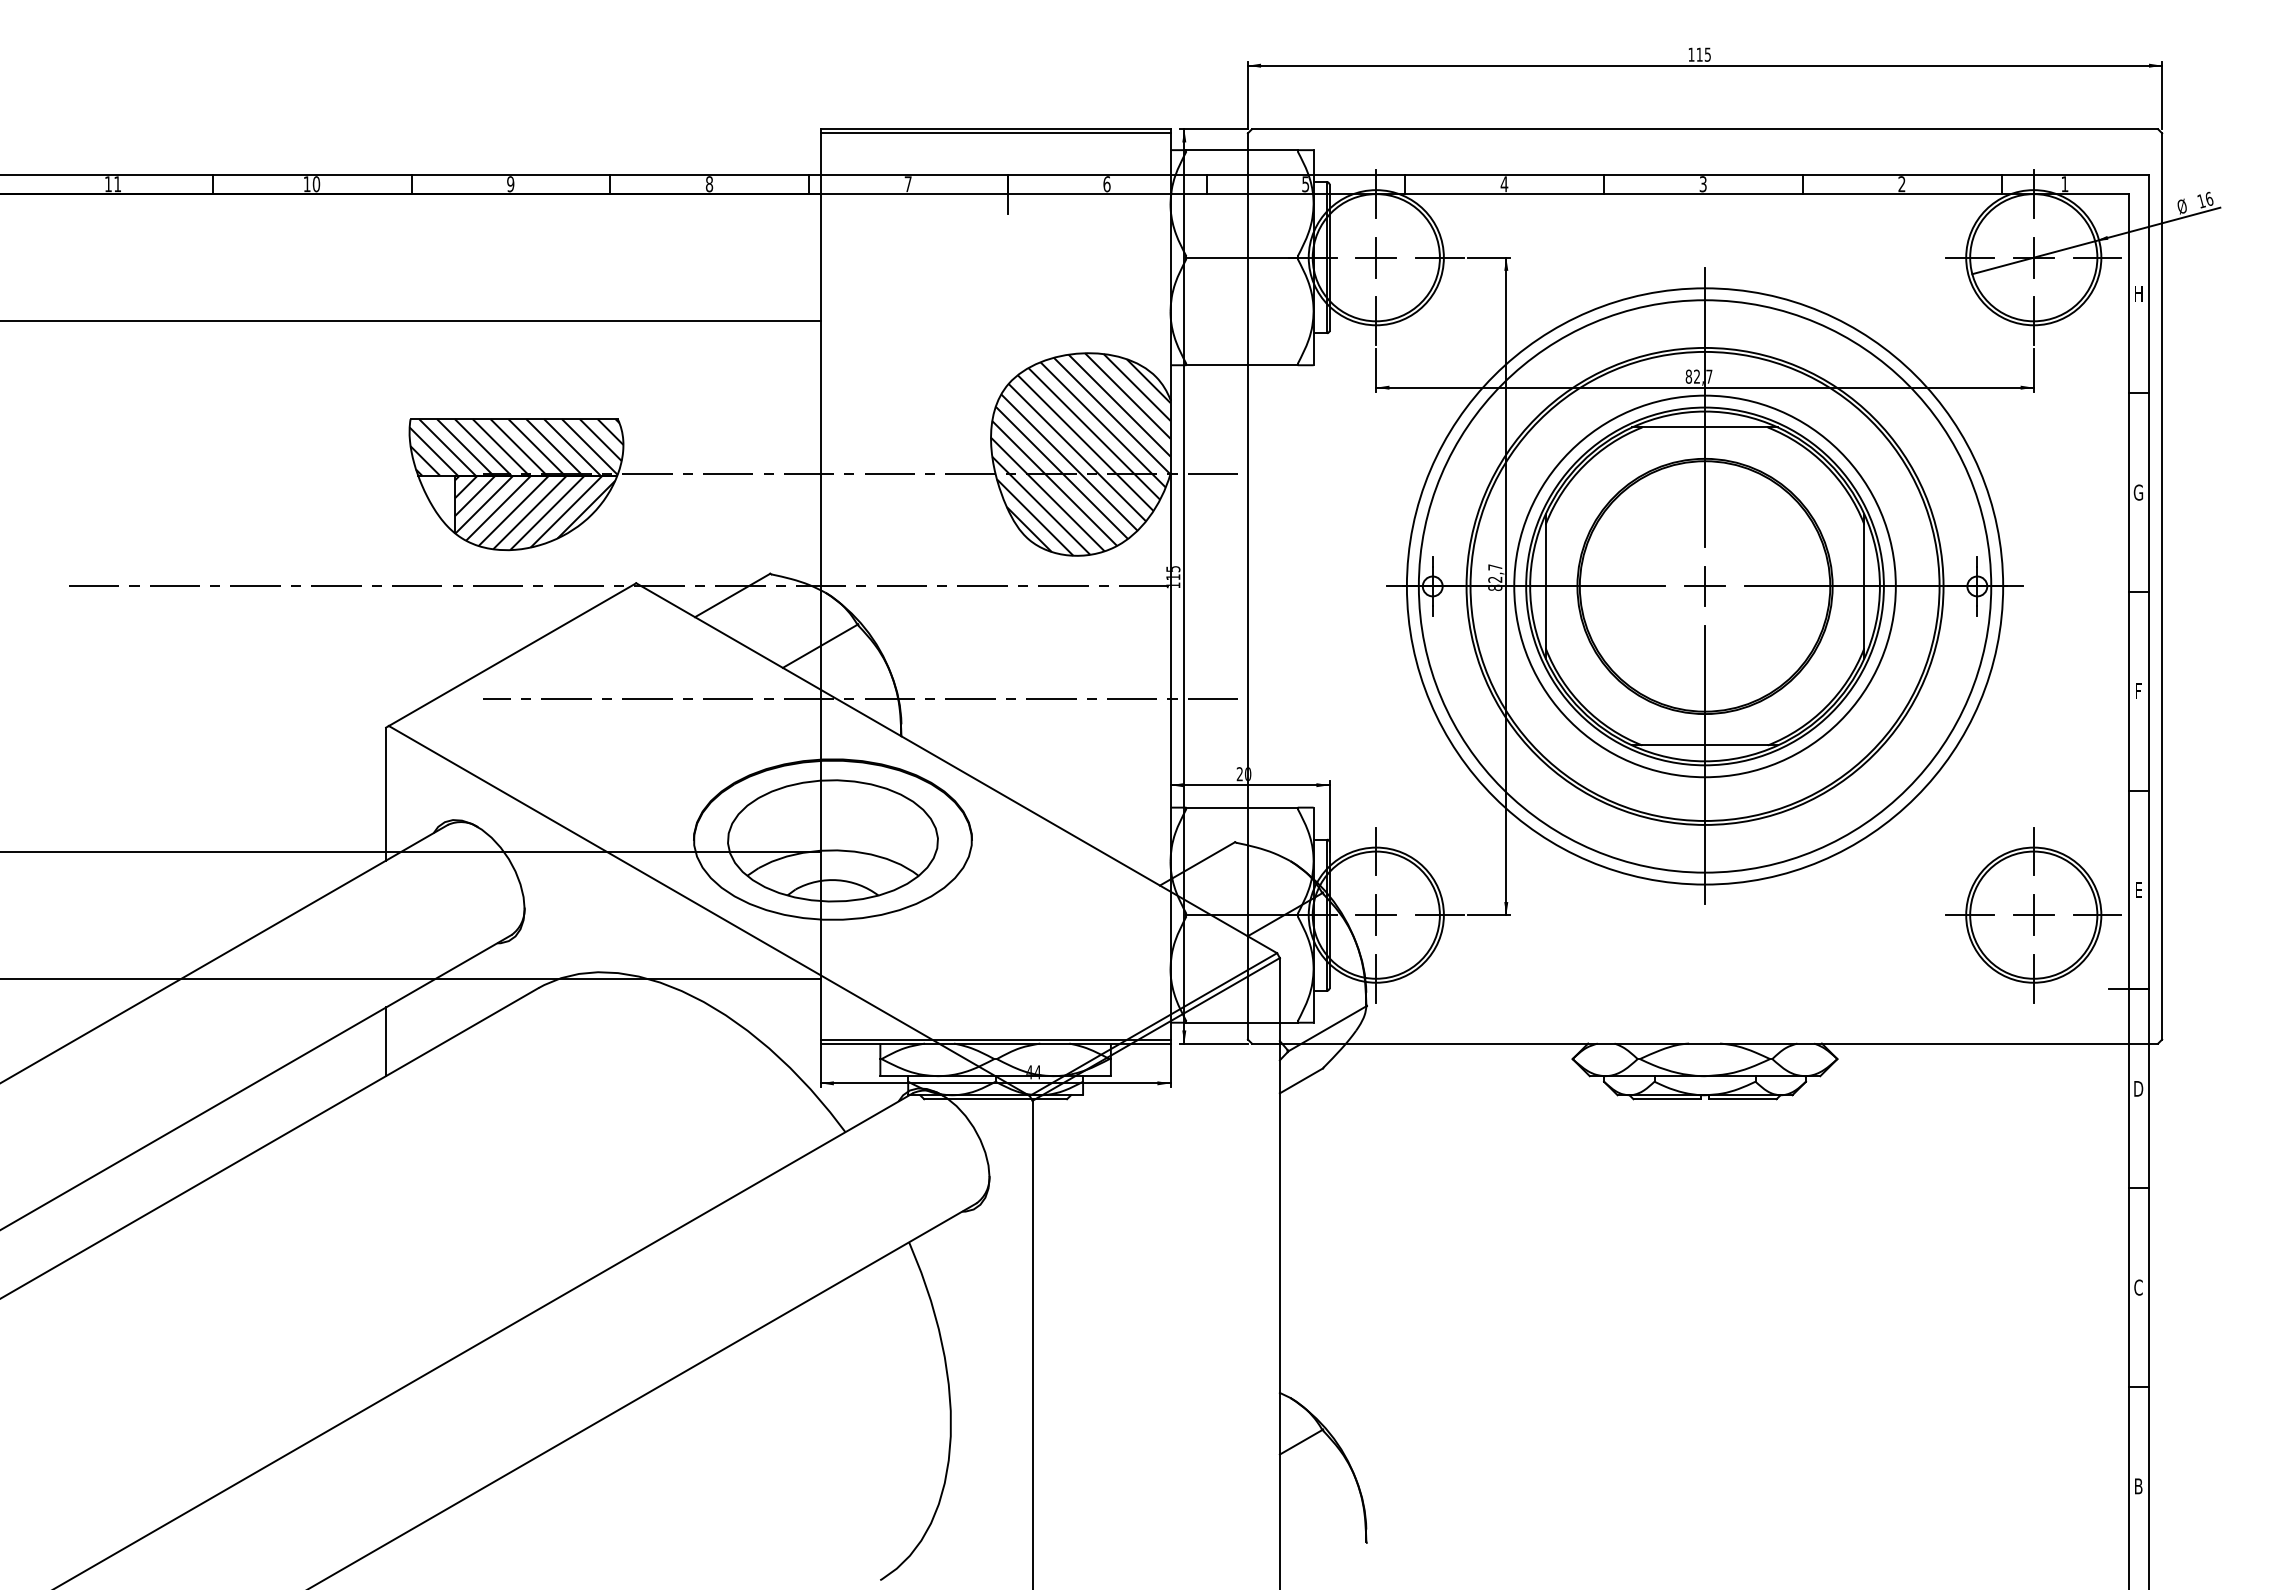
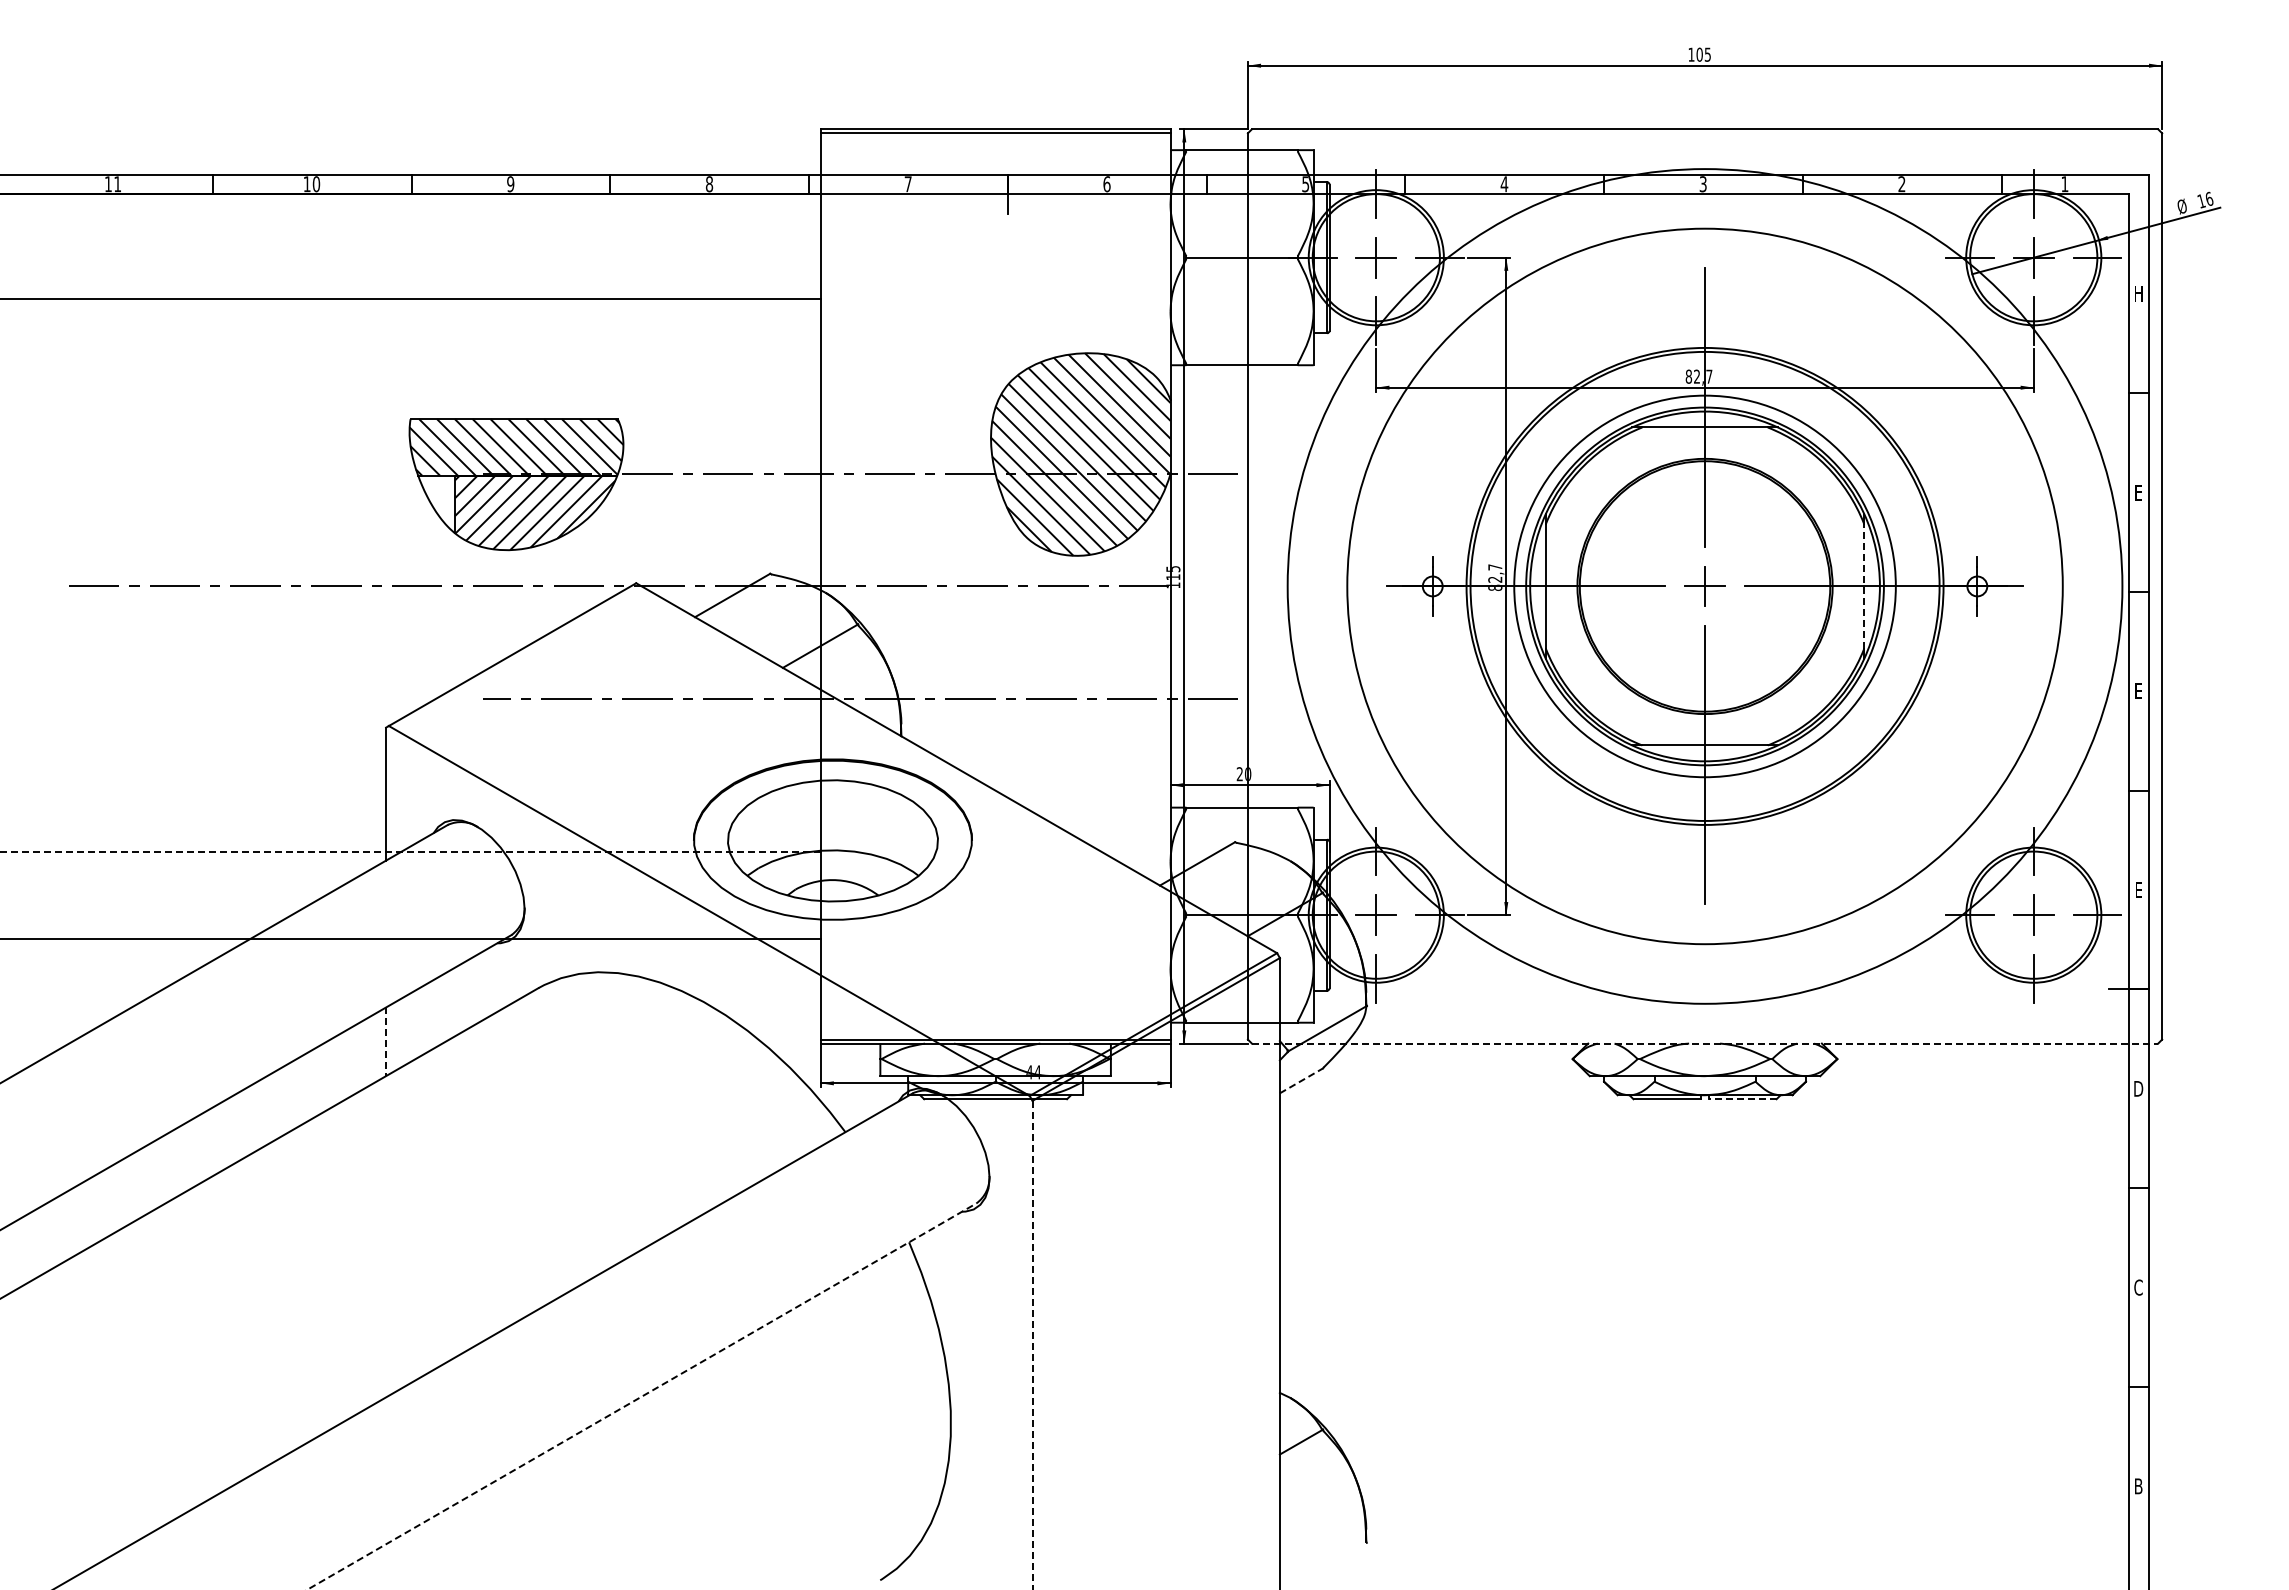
text: 115 -> 105 (1699, 54)
line position: (411, 321) -> (411, 299) (411, 299)
text: G -> E (2138, 492)
circle diameter: 572 px -> 715 px (1704, 586)
circle diameter: 596 px -> 835 px (1704, 586)
line: solid -> dashed (1864, 586)
text: F -> E (2138, 690)
line: solid -> dashed (409, 851)
line position: (411, 978) -> (411, 938) (411, 938)
line: solid -> dashed (386, 1042)
line: solid -> dashed (1705, 1043)
line: solid -> dashed (1301, 1080)
line: solid -> dashed (1742, 1099)
line: solid -> dashed (1032, 1345)
line: solid -> dashed (642, 1396)
